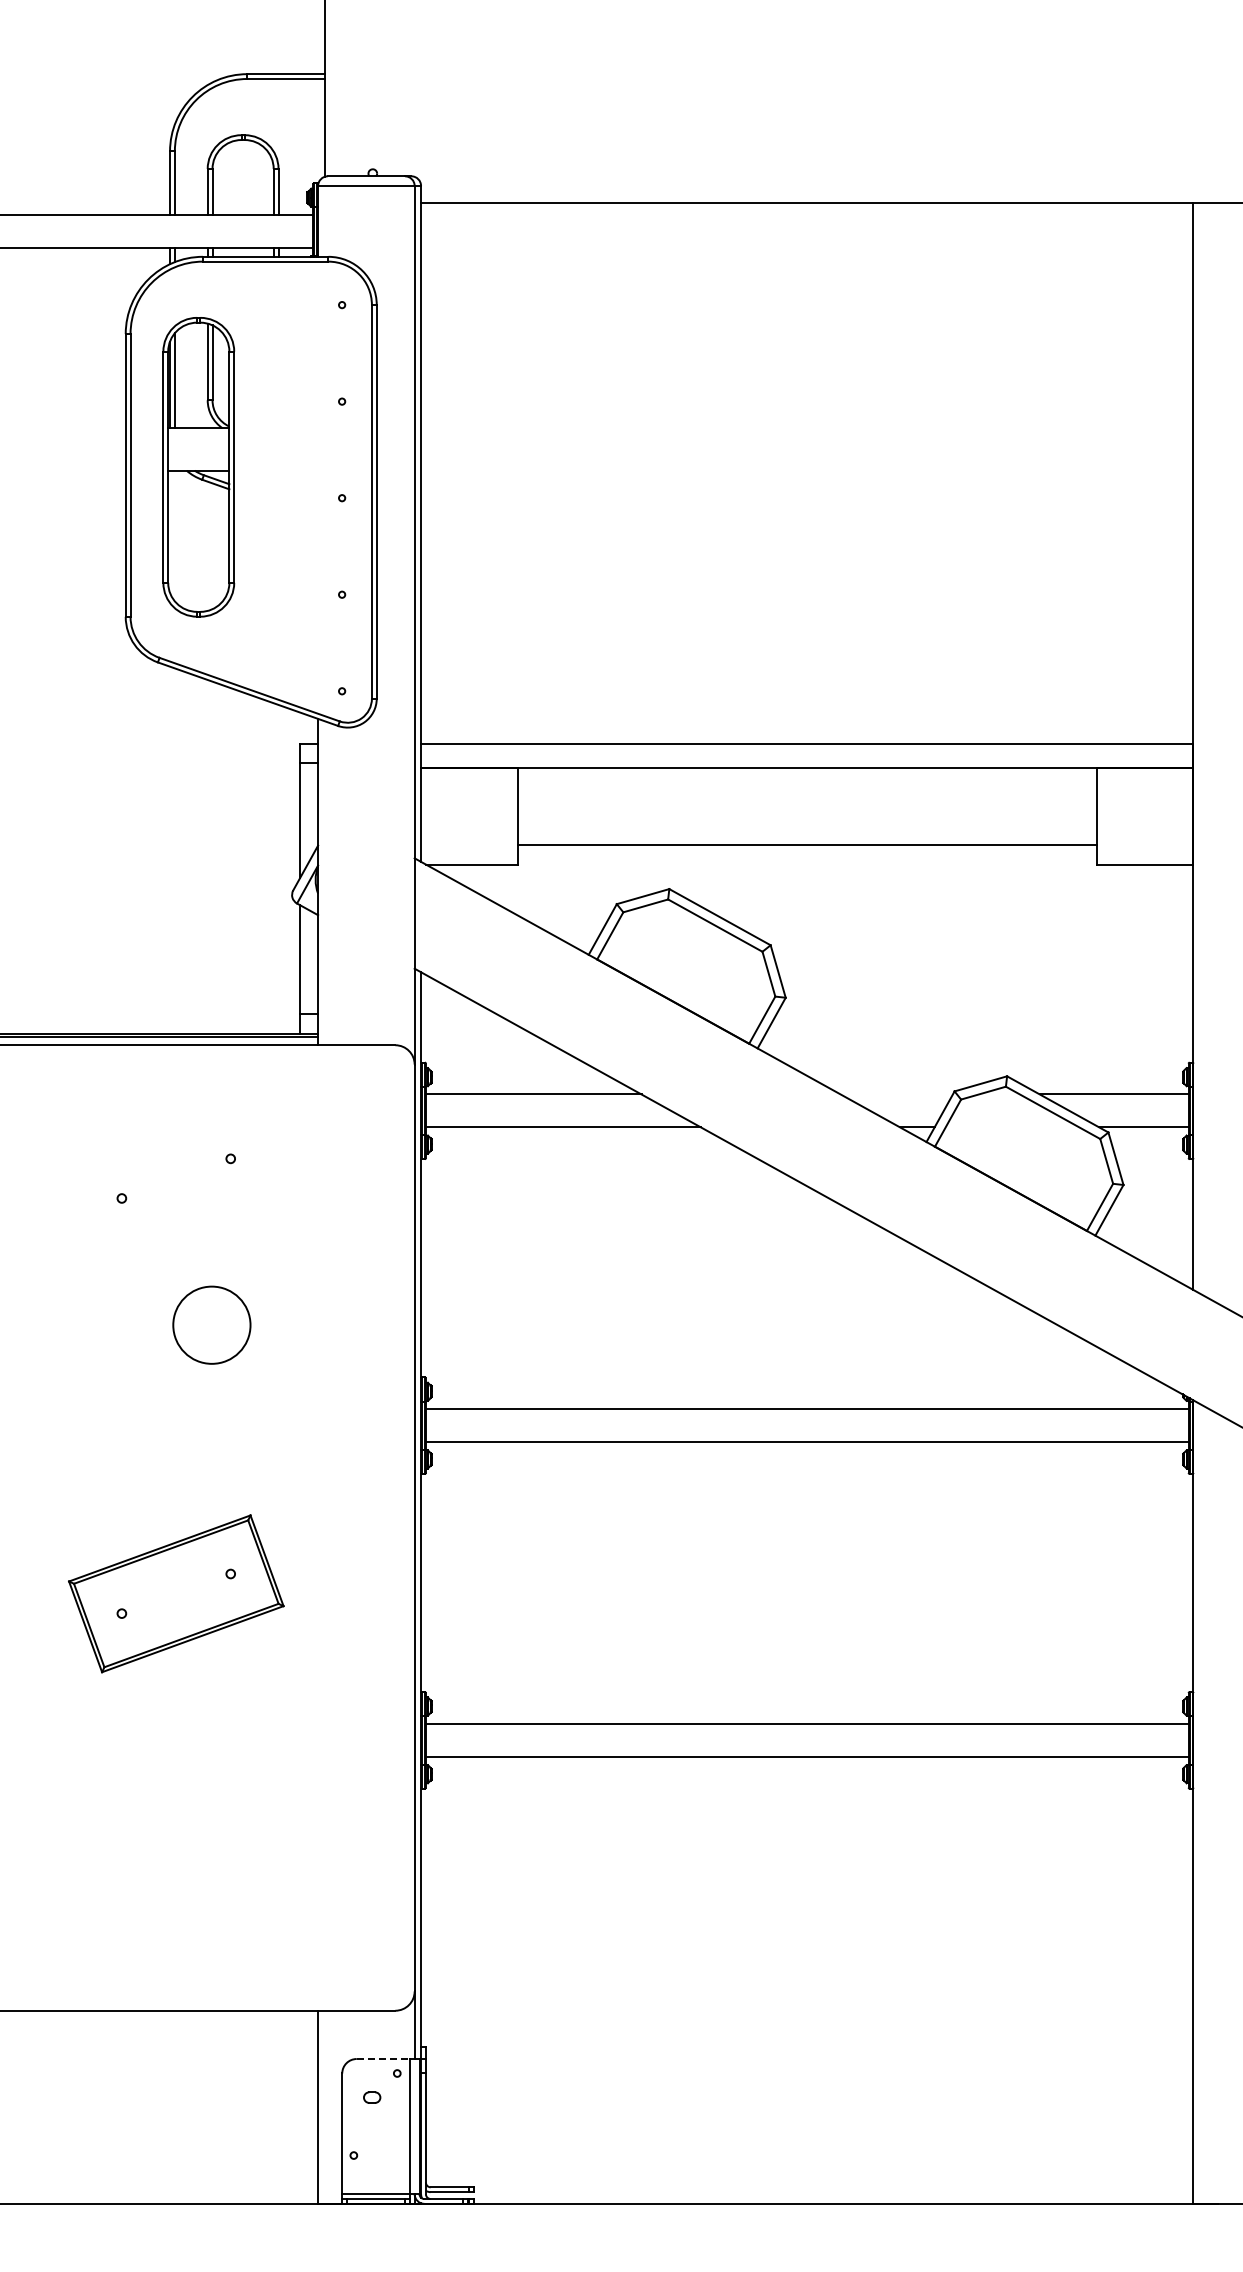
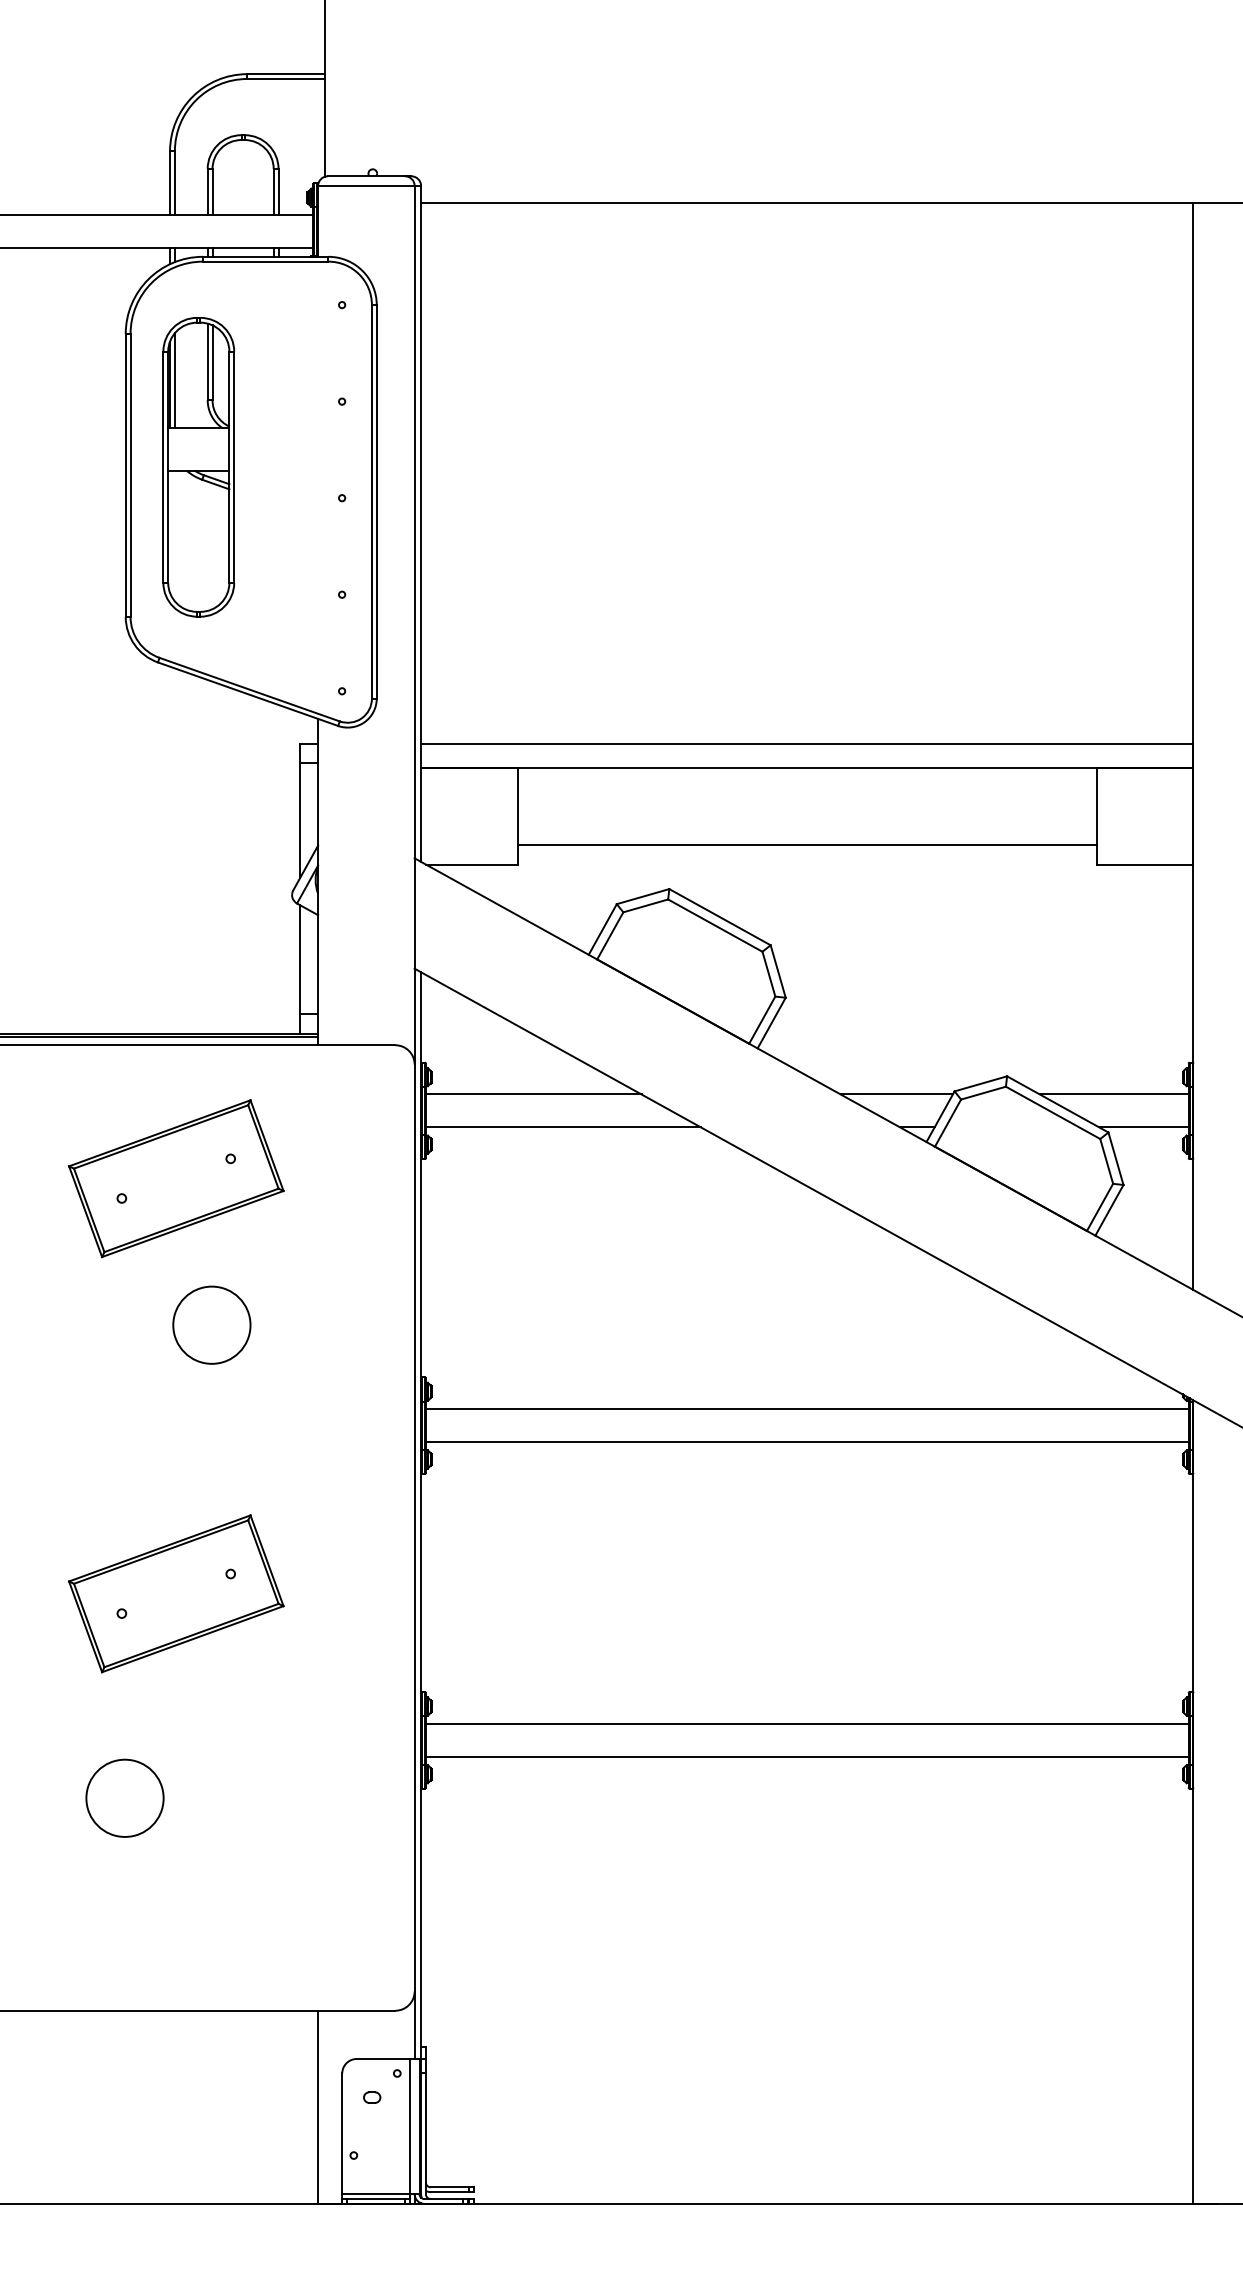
line: none -> present (896, 1094)
part: none -> present (176, 1178)
circle: none -> present (124, 1797)
line: dashed -> solid (383, 2059)
